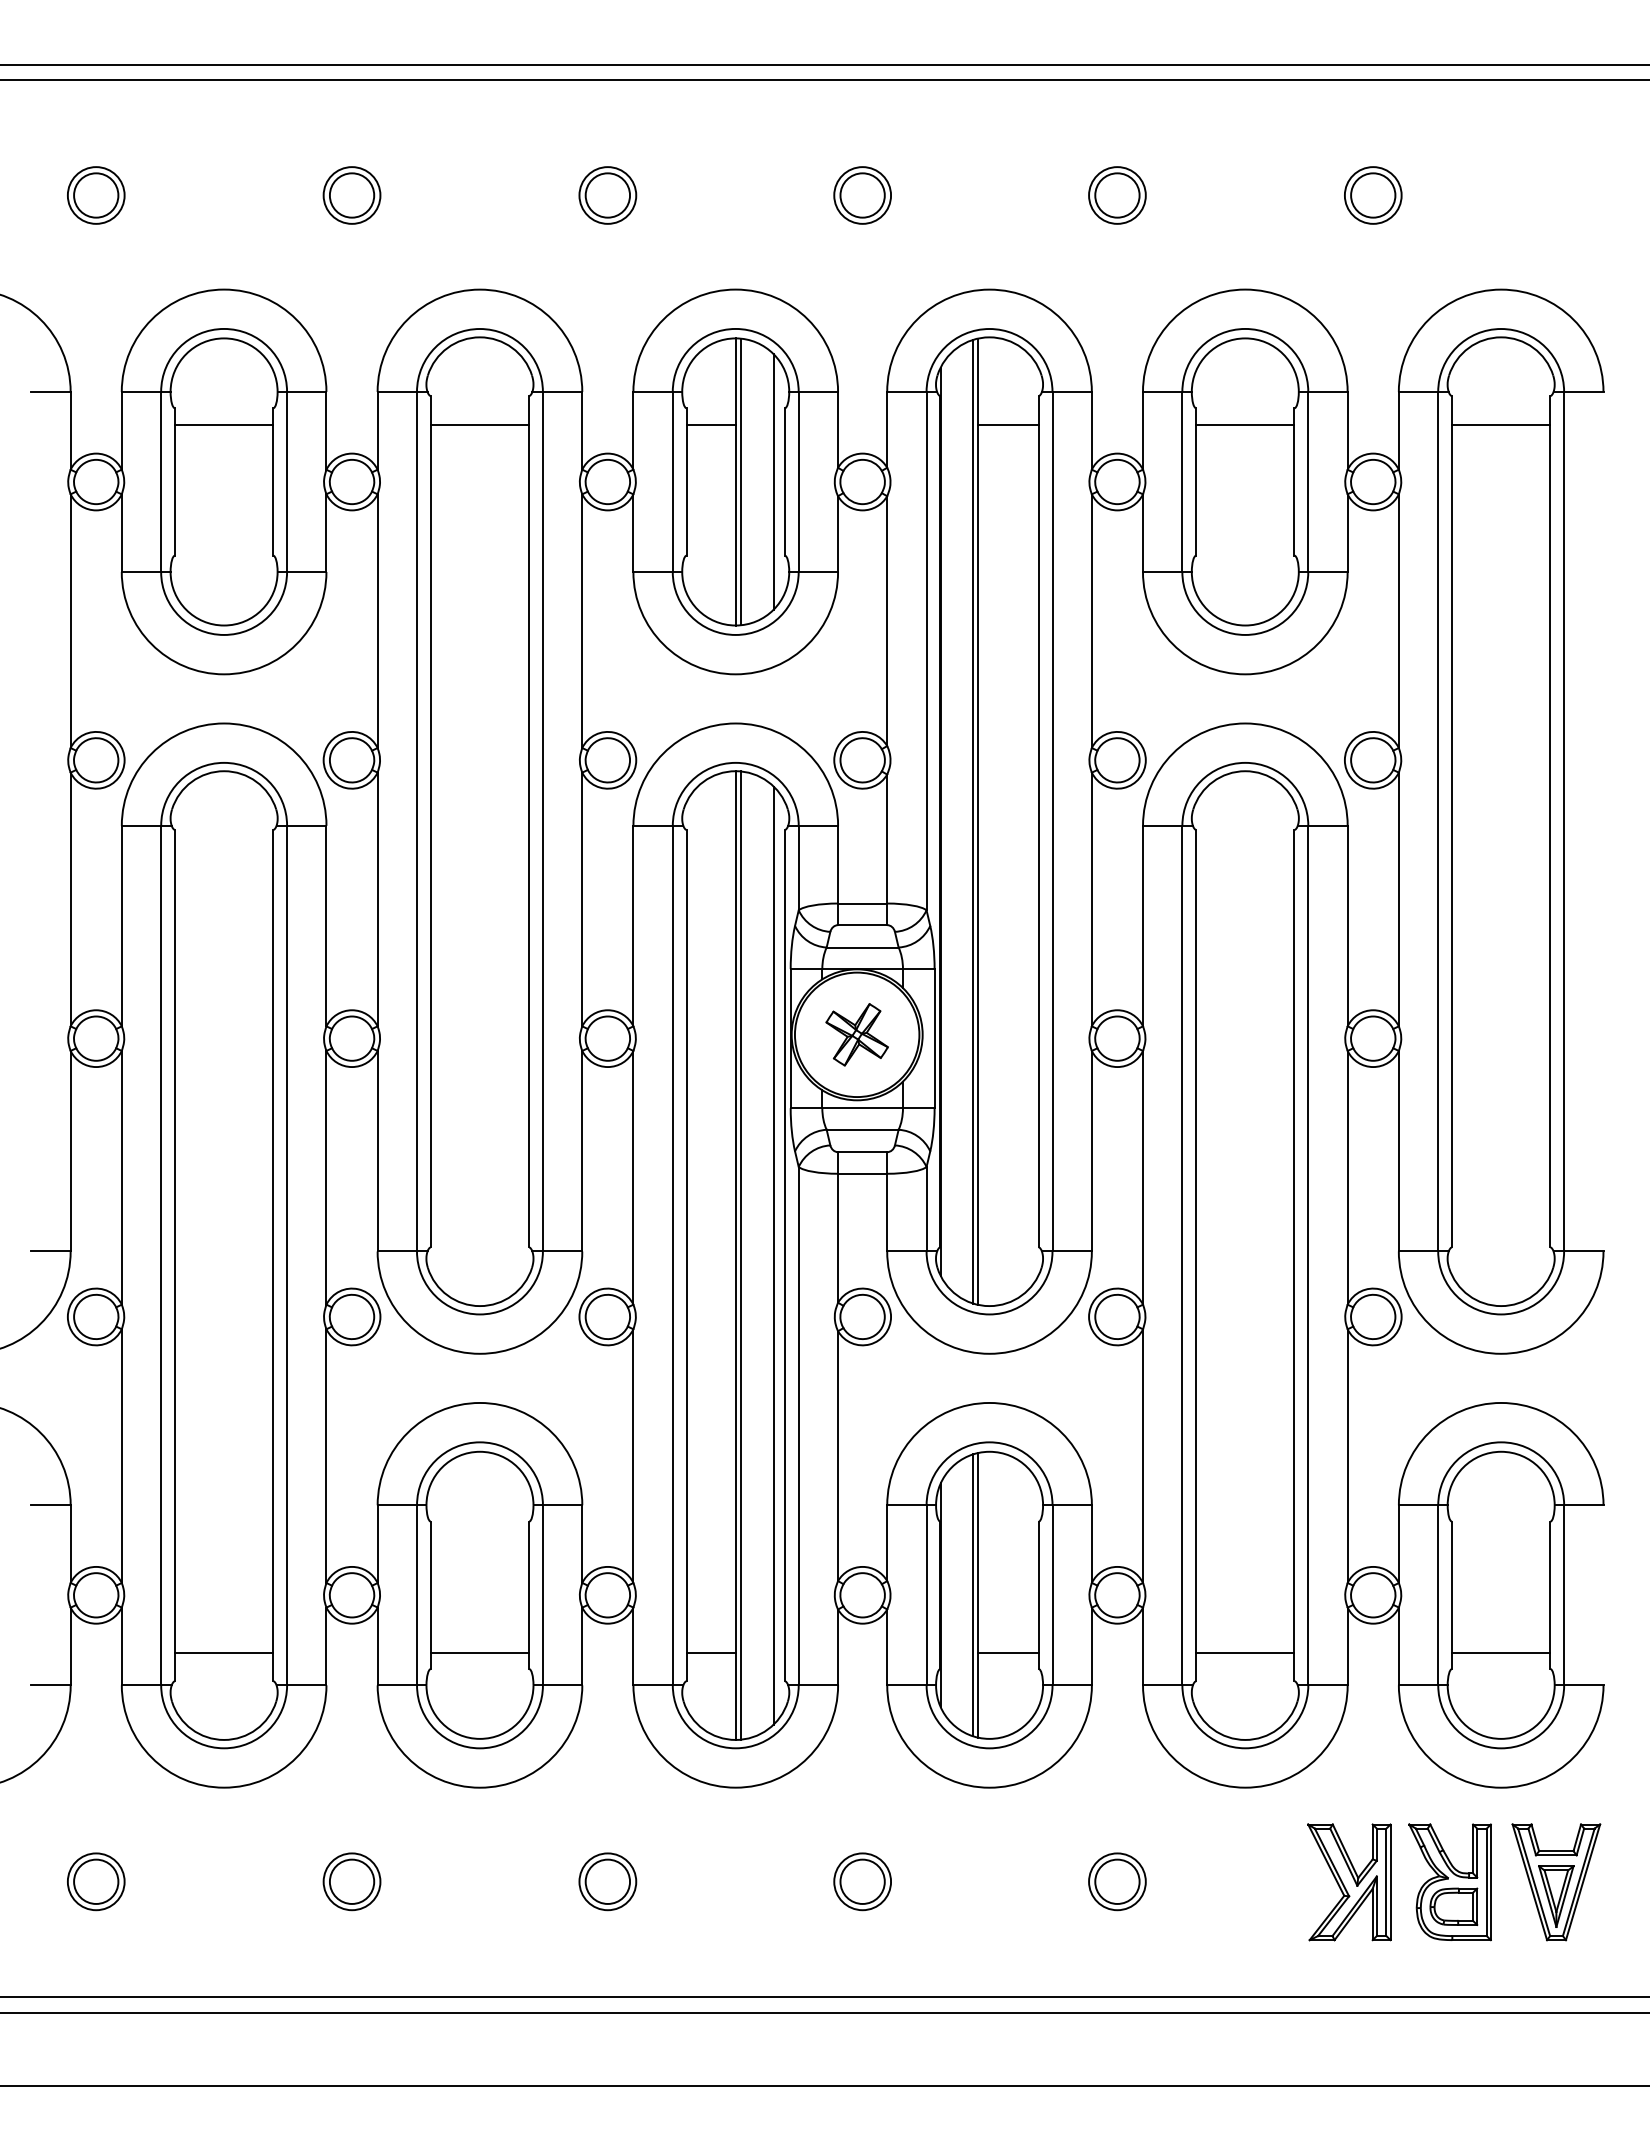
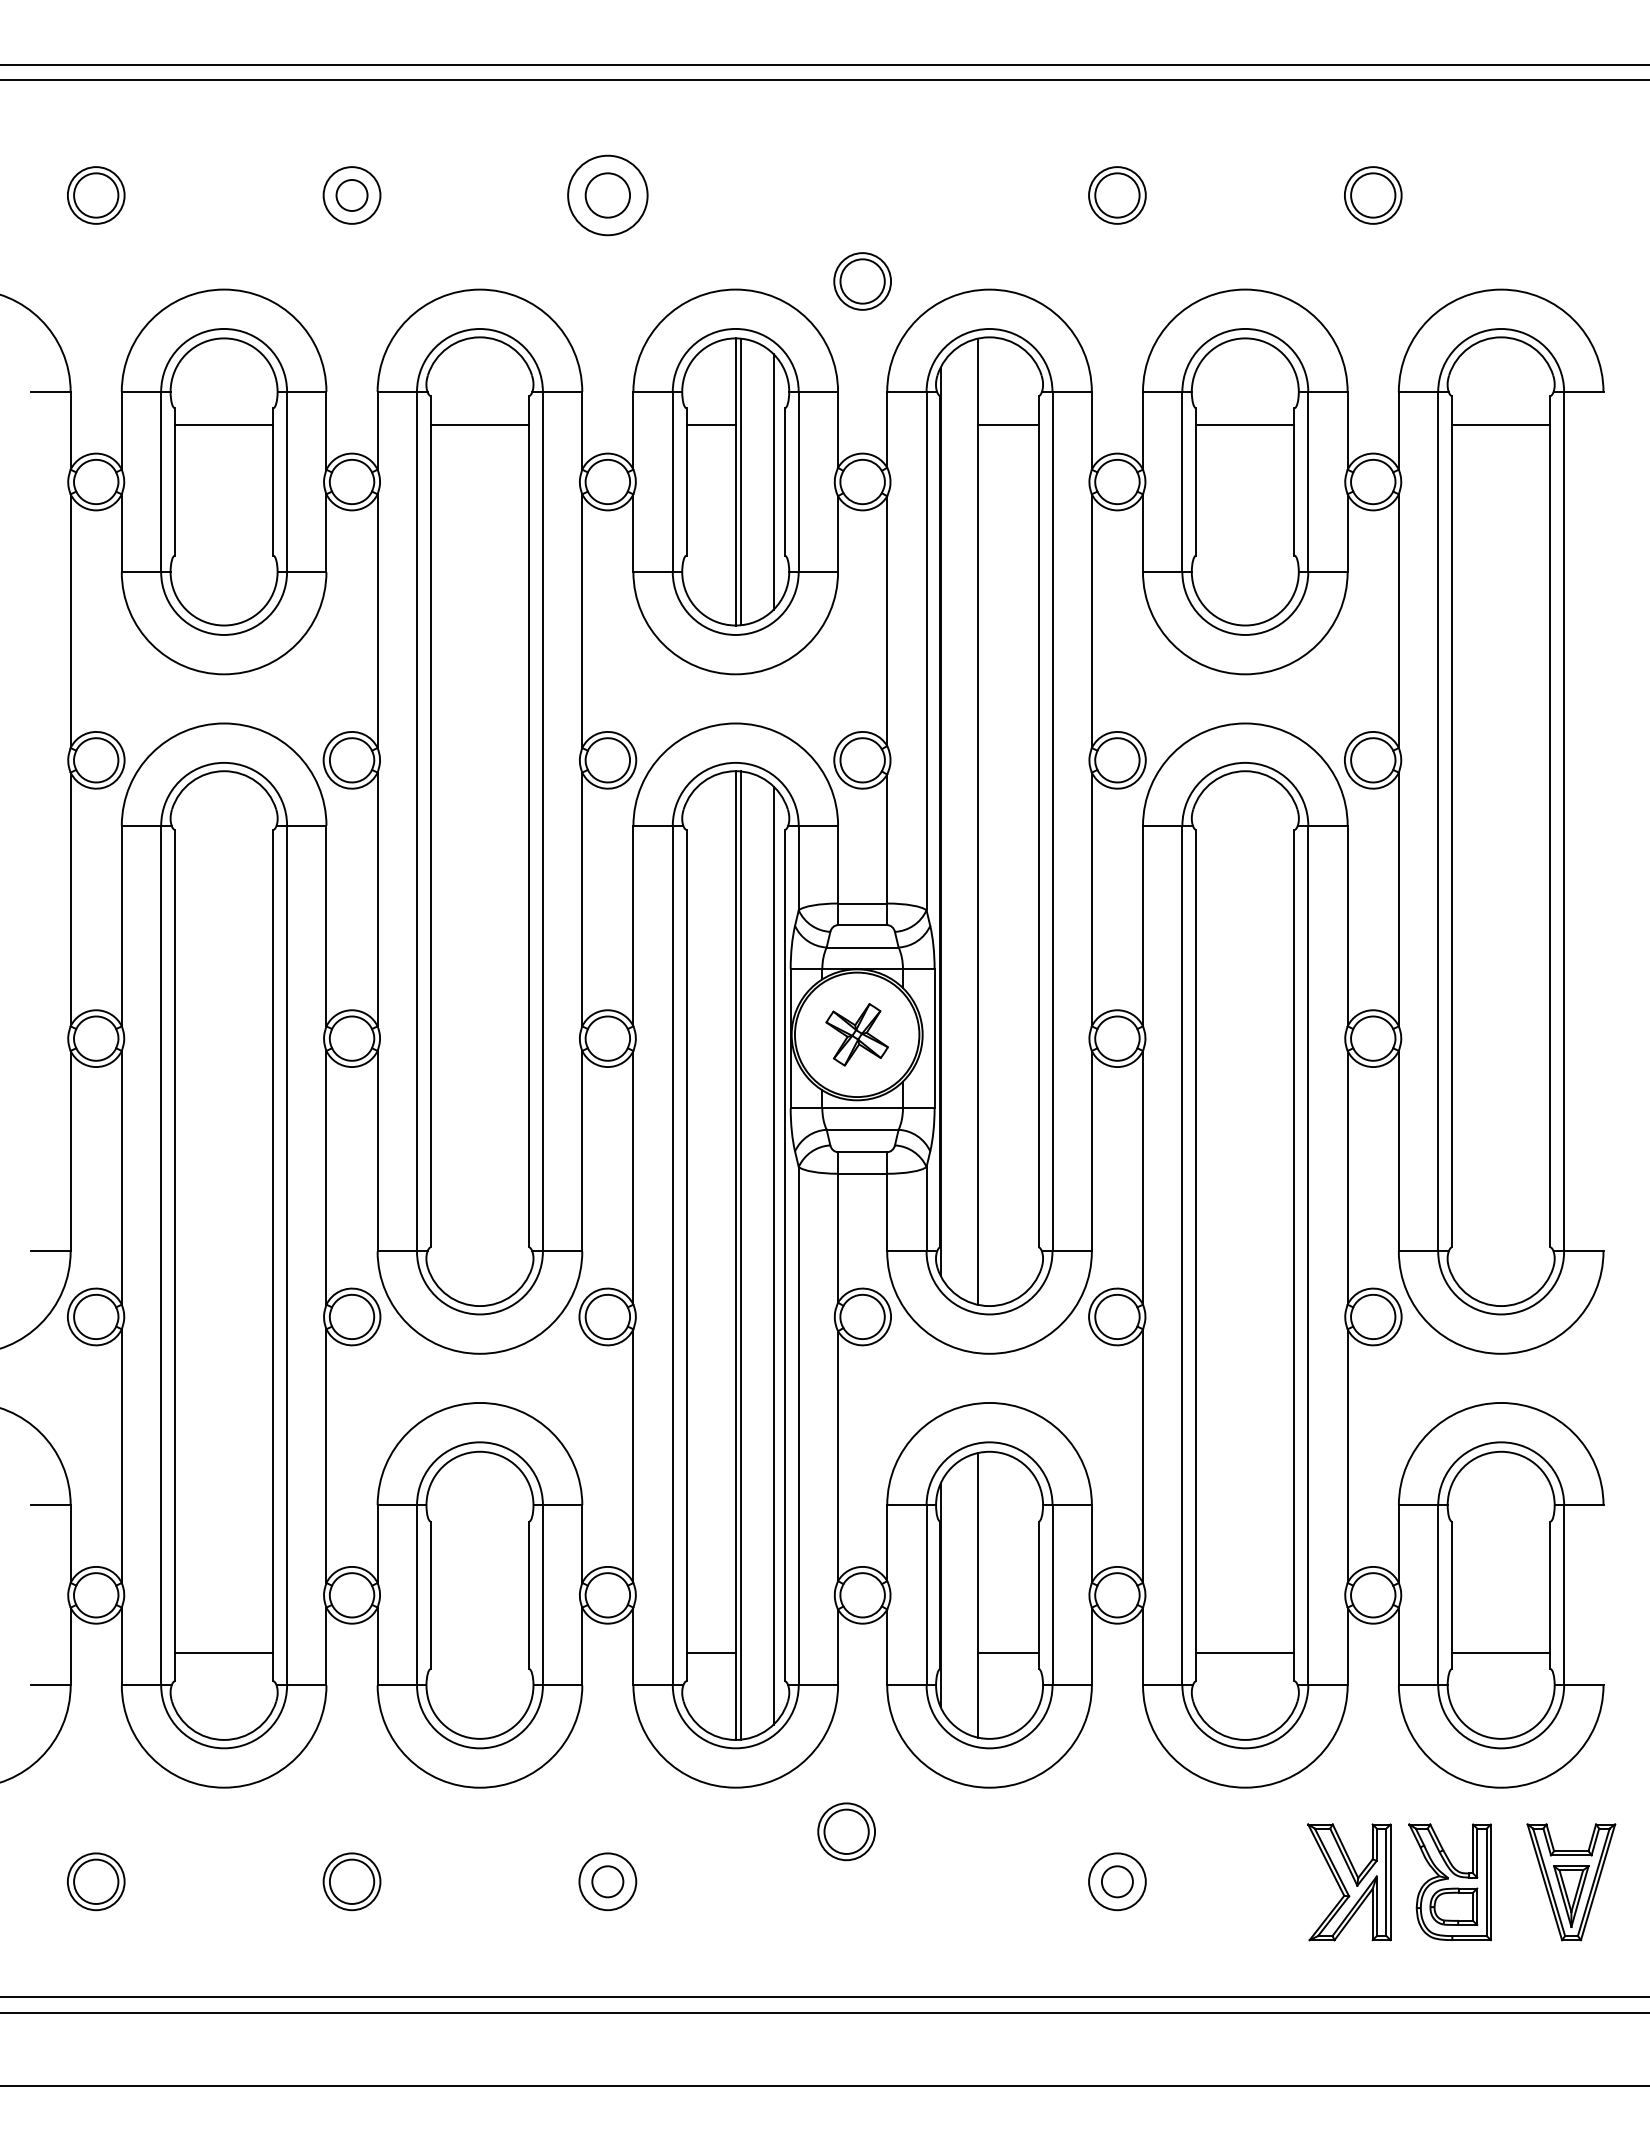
circle diameter: 44 px -> 31 px (351, 195)
circle diameter: 57 px -> 79 px (607, 195)
part position: (862, 195) -> (862, 281) (862, 281)
line: present -> none (973, 821)
line: present -> none (973, 1595)
line: present -> none (479, 1652)
circle diameter: 44 px -> 31 px (607, 1881)
part position: (862, 1881) -> (846, 1831) (846, 1831)
circle diameter: 44 px -> 31 px (1116, 1881)
part position: (1556, 1882) -> (1571, 1882) (1571, 1882)
